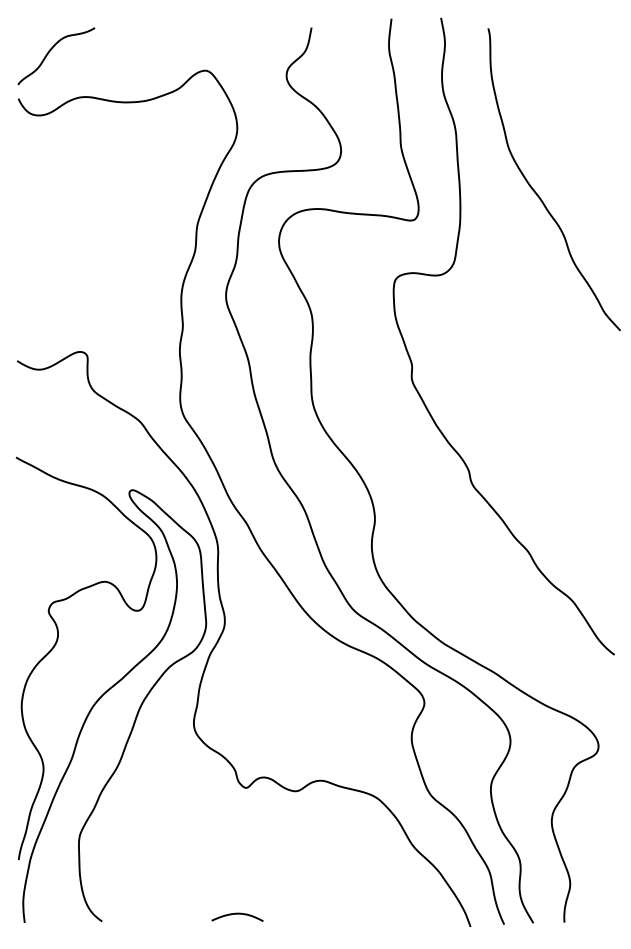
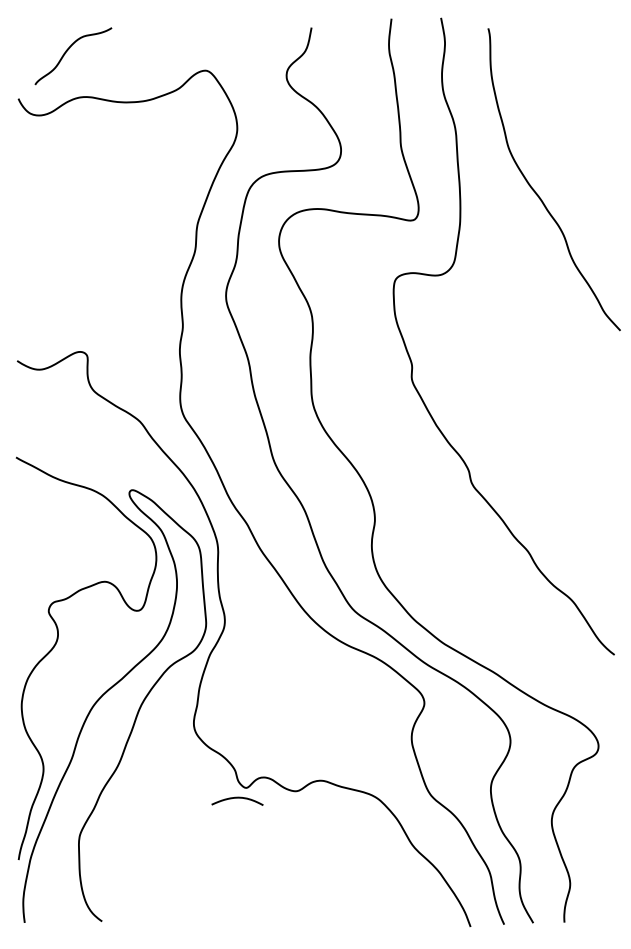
curve position: (51, 50) -> (68, 50) (68, 50)
curve position: (237, 914) -> (237, 798) (237, 798)
